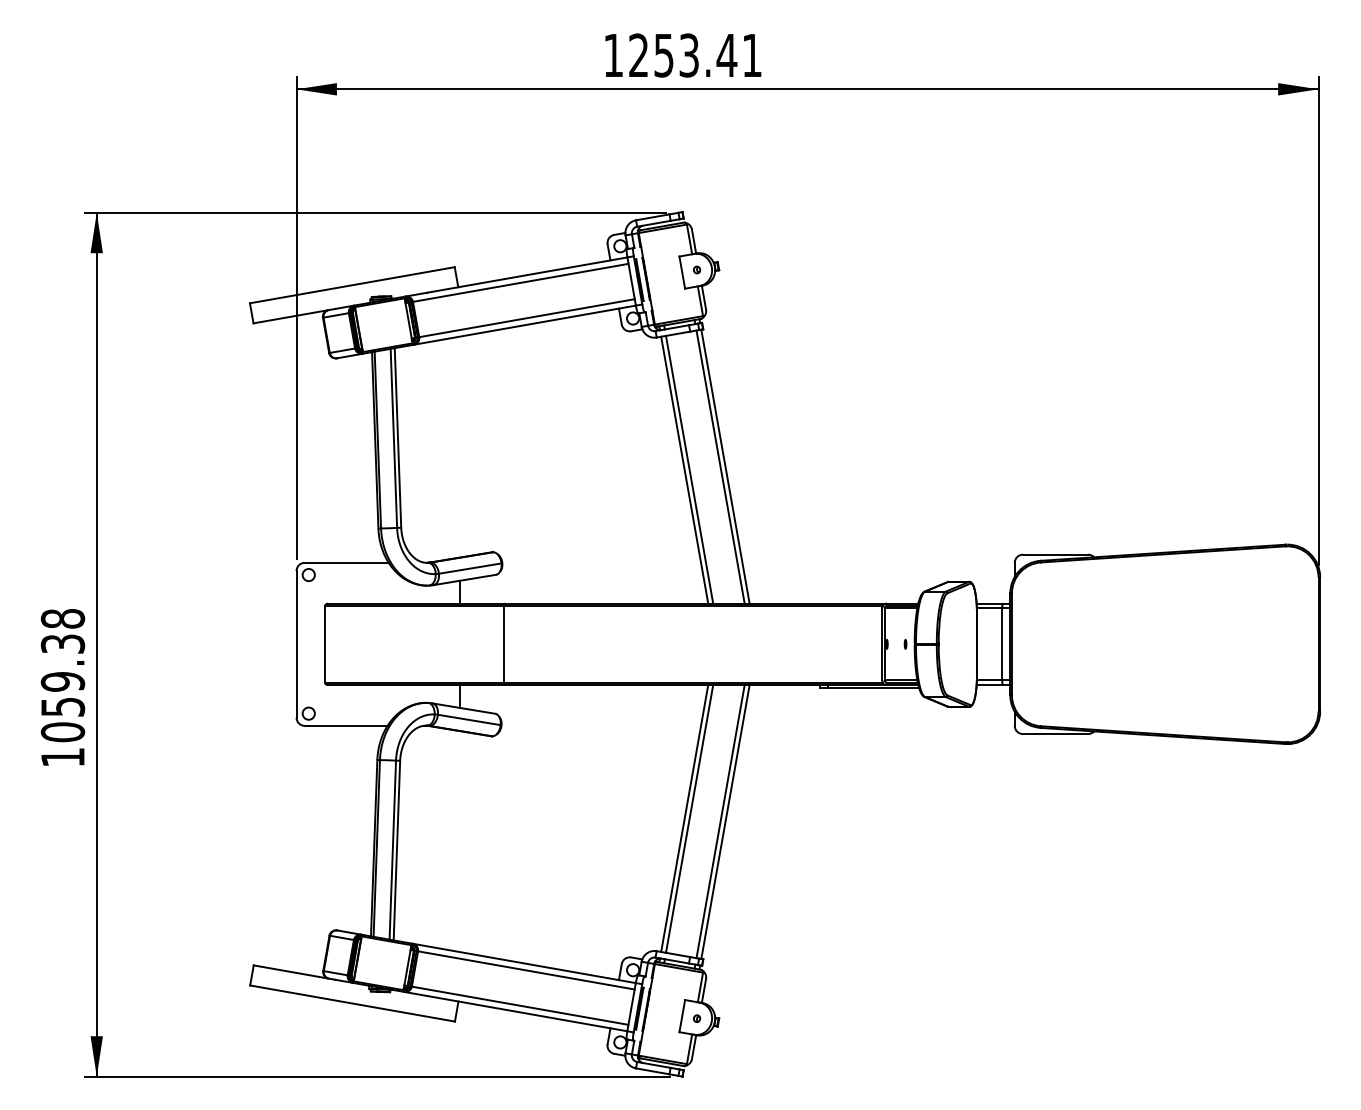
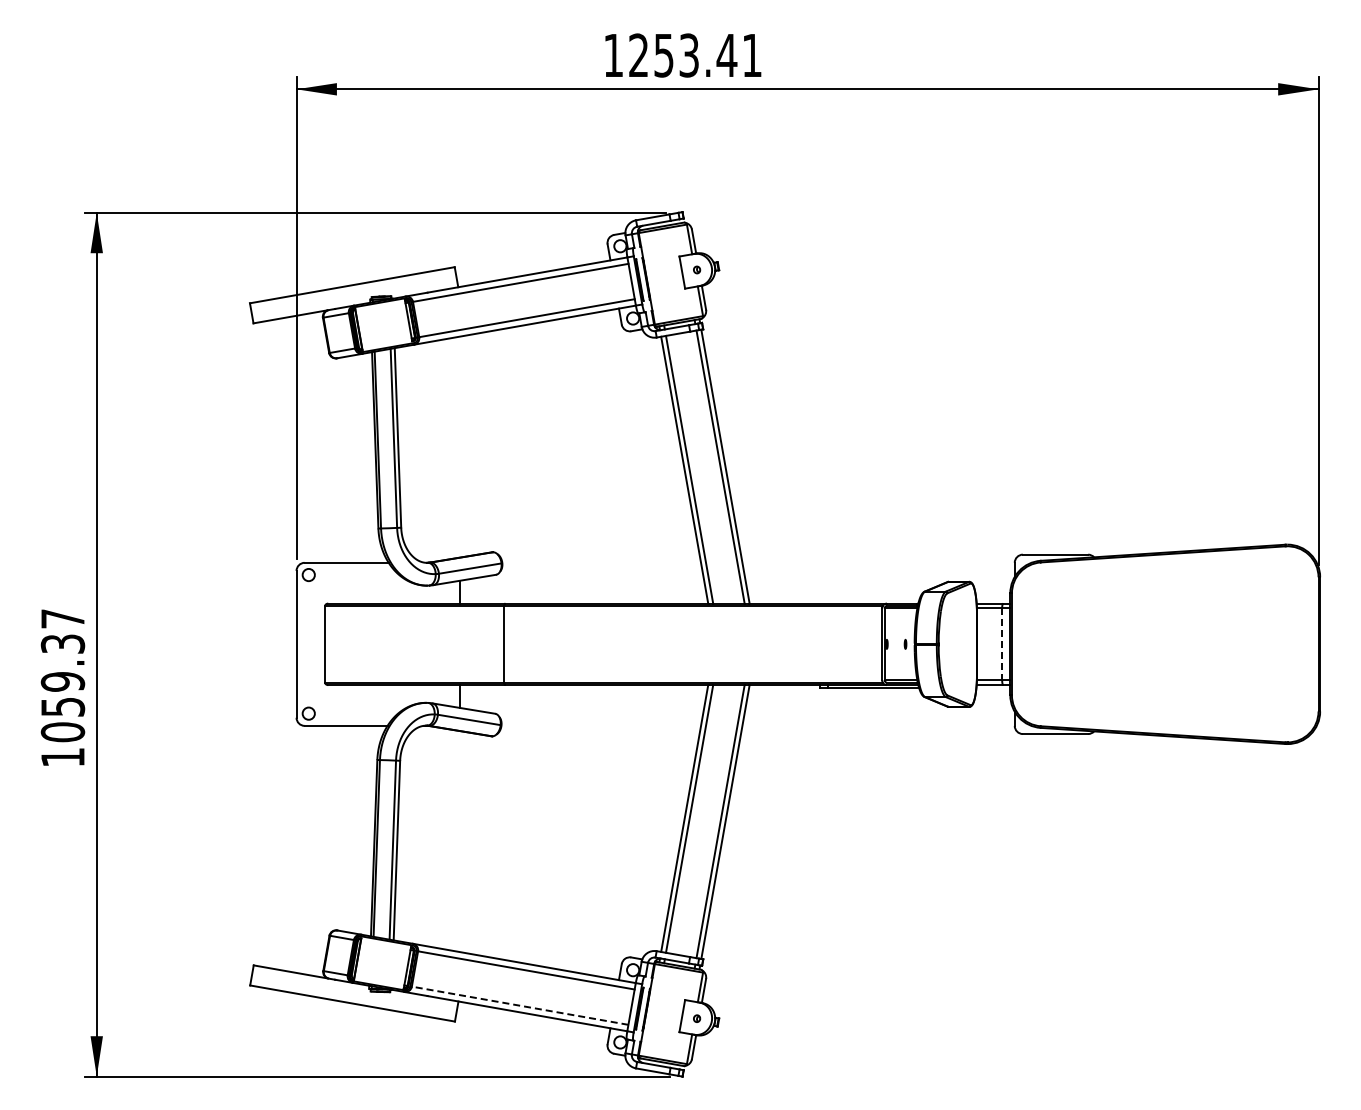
text: 1059.38 -> 1059.37 (62, 618)
line: solid -> dashed (1002, 644)
line: solid -> dashed (520, 1005)
